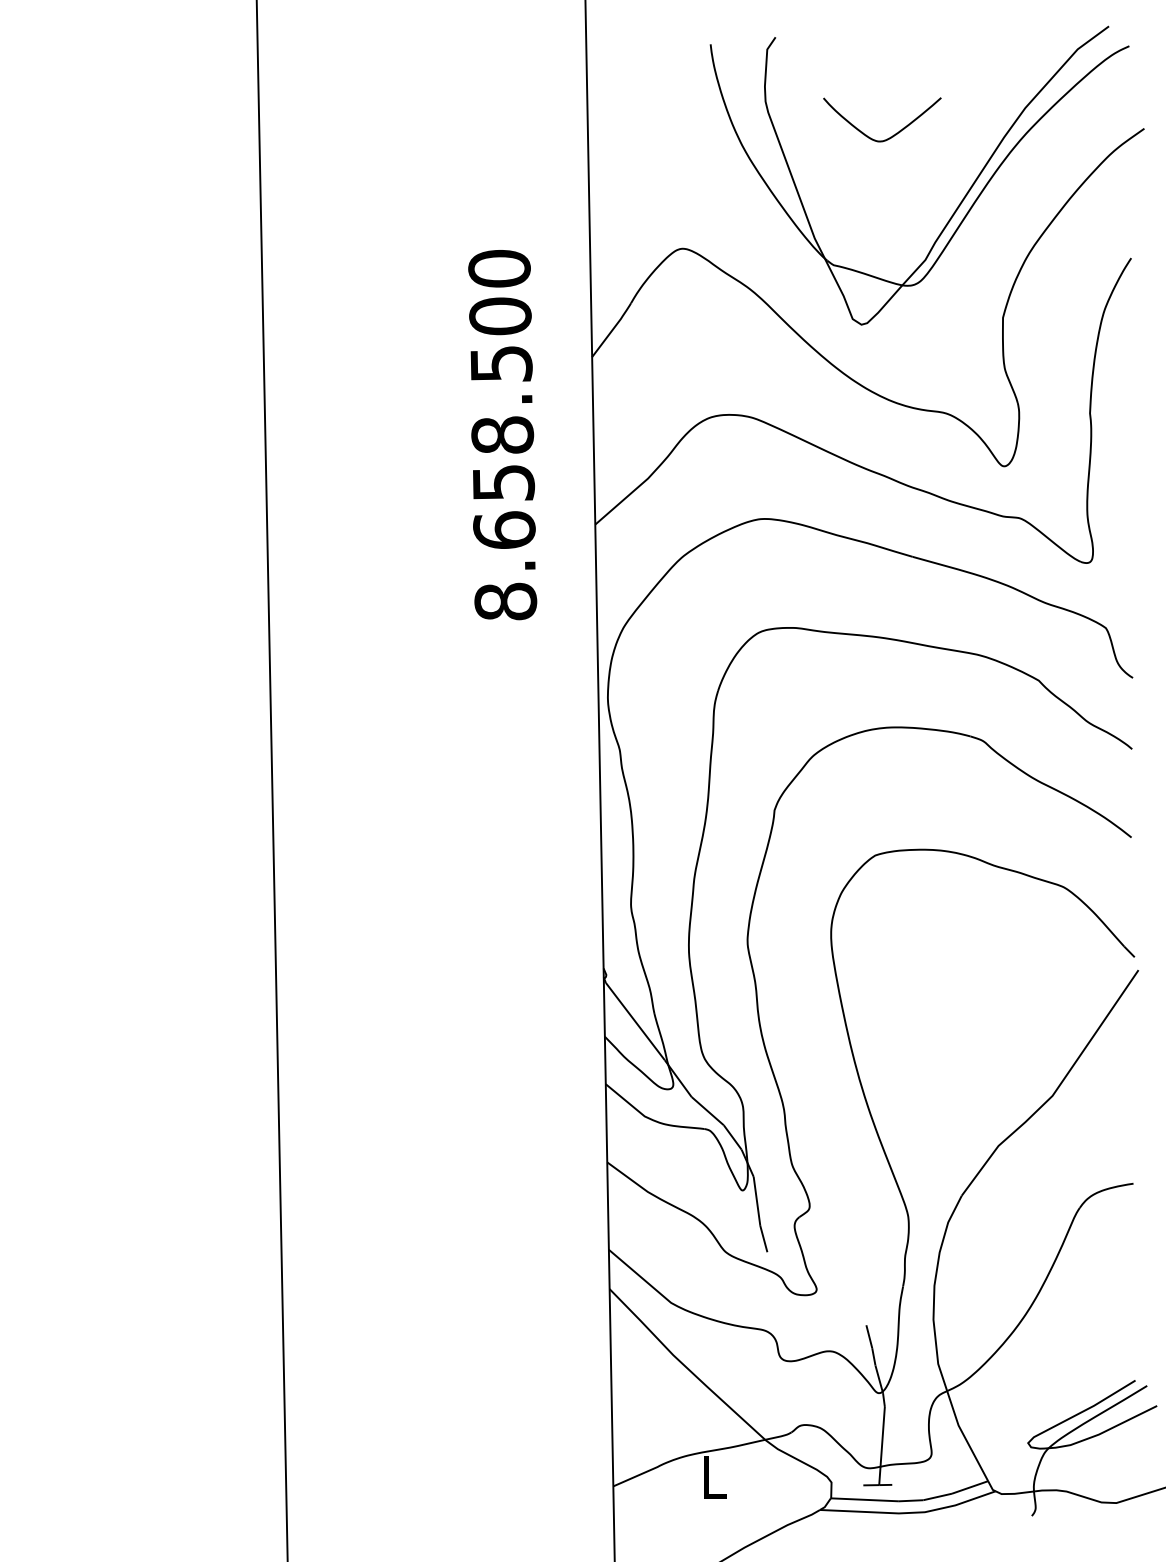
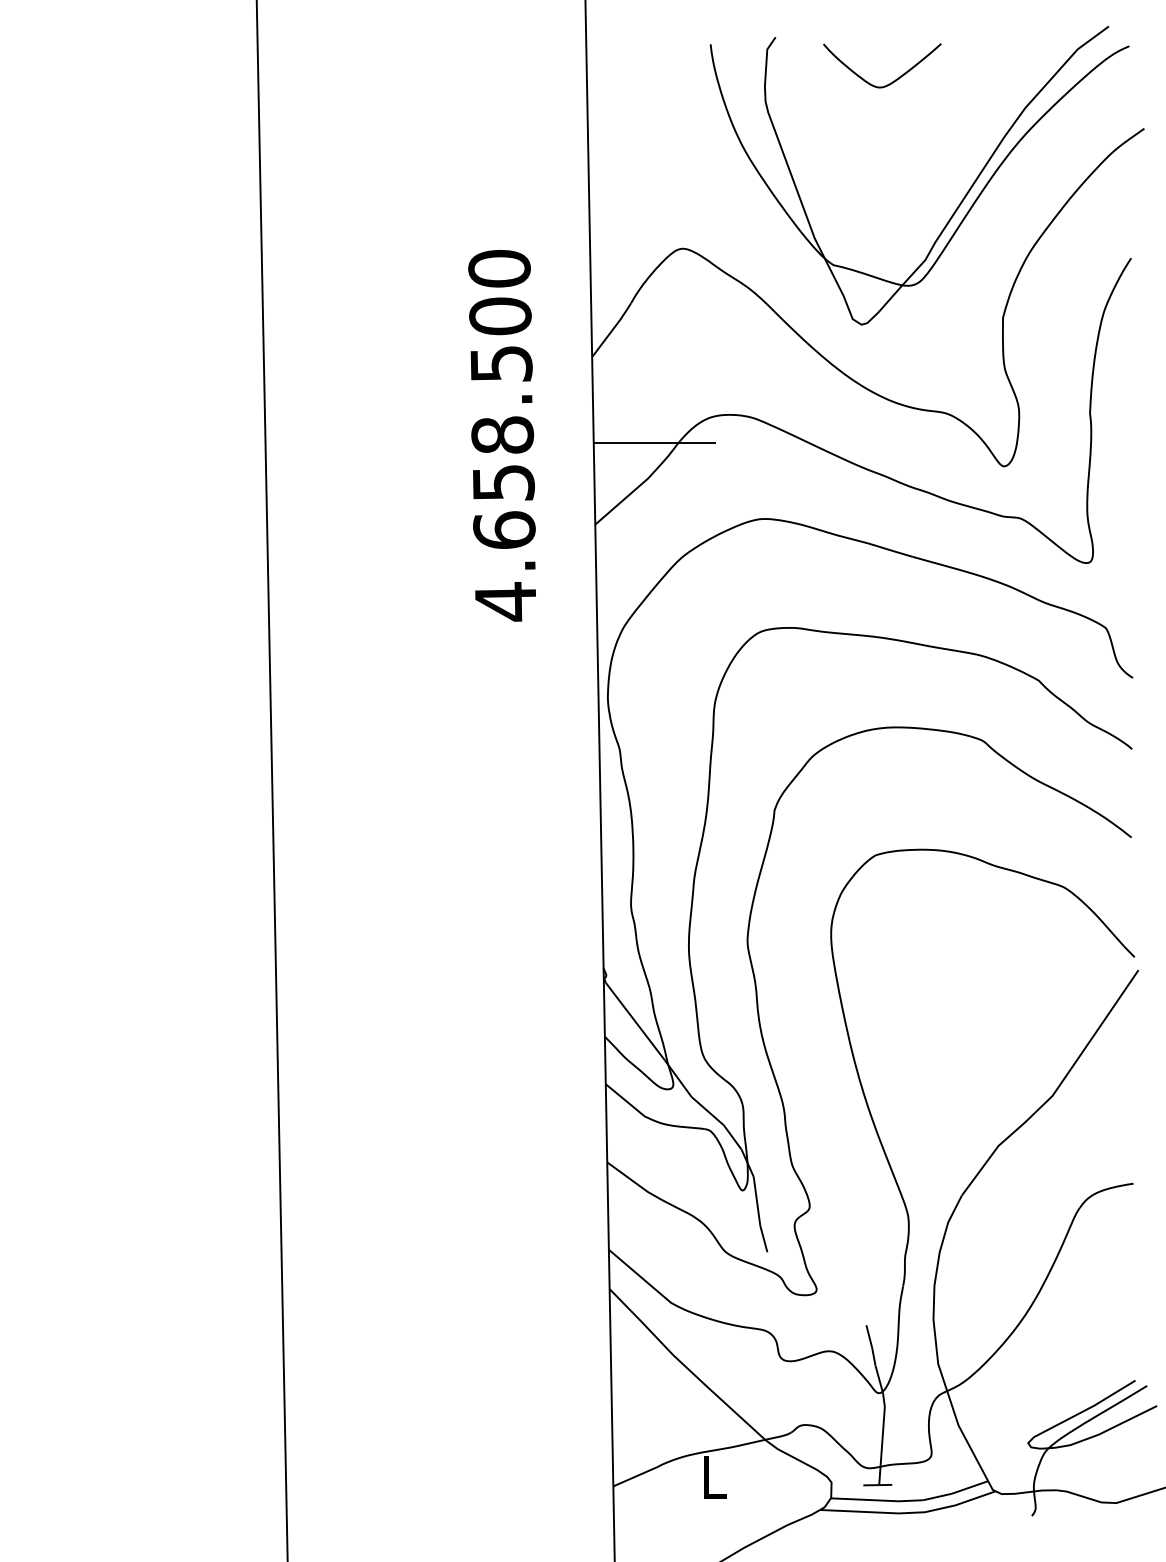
curve position: (893, 134) -> (893, 80) (893, 80)
line: none -> present (654, 443)
text: 8.658.500 -> 4.658.500 (505, 601)
